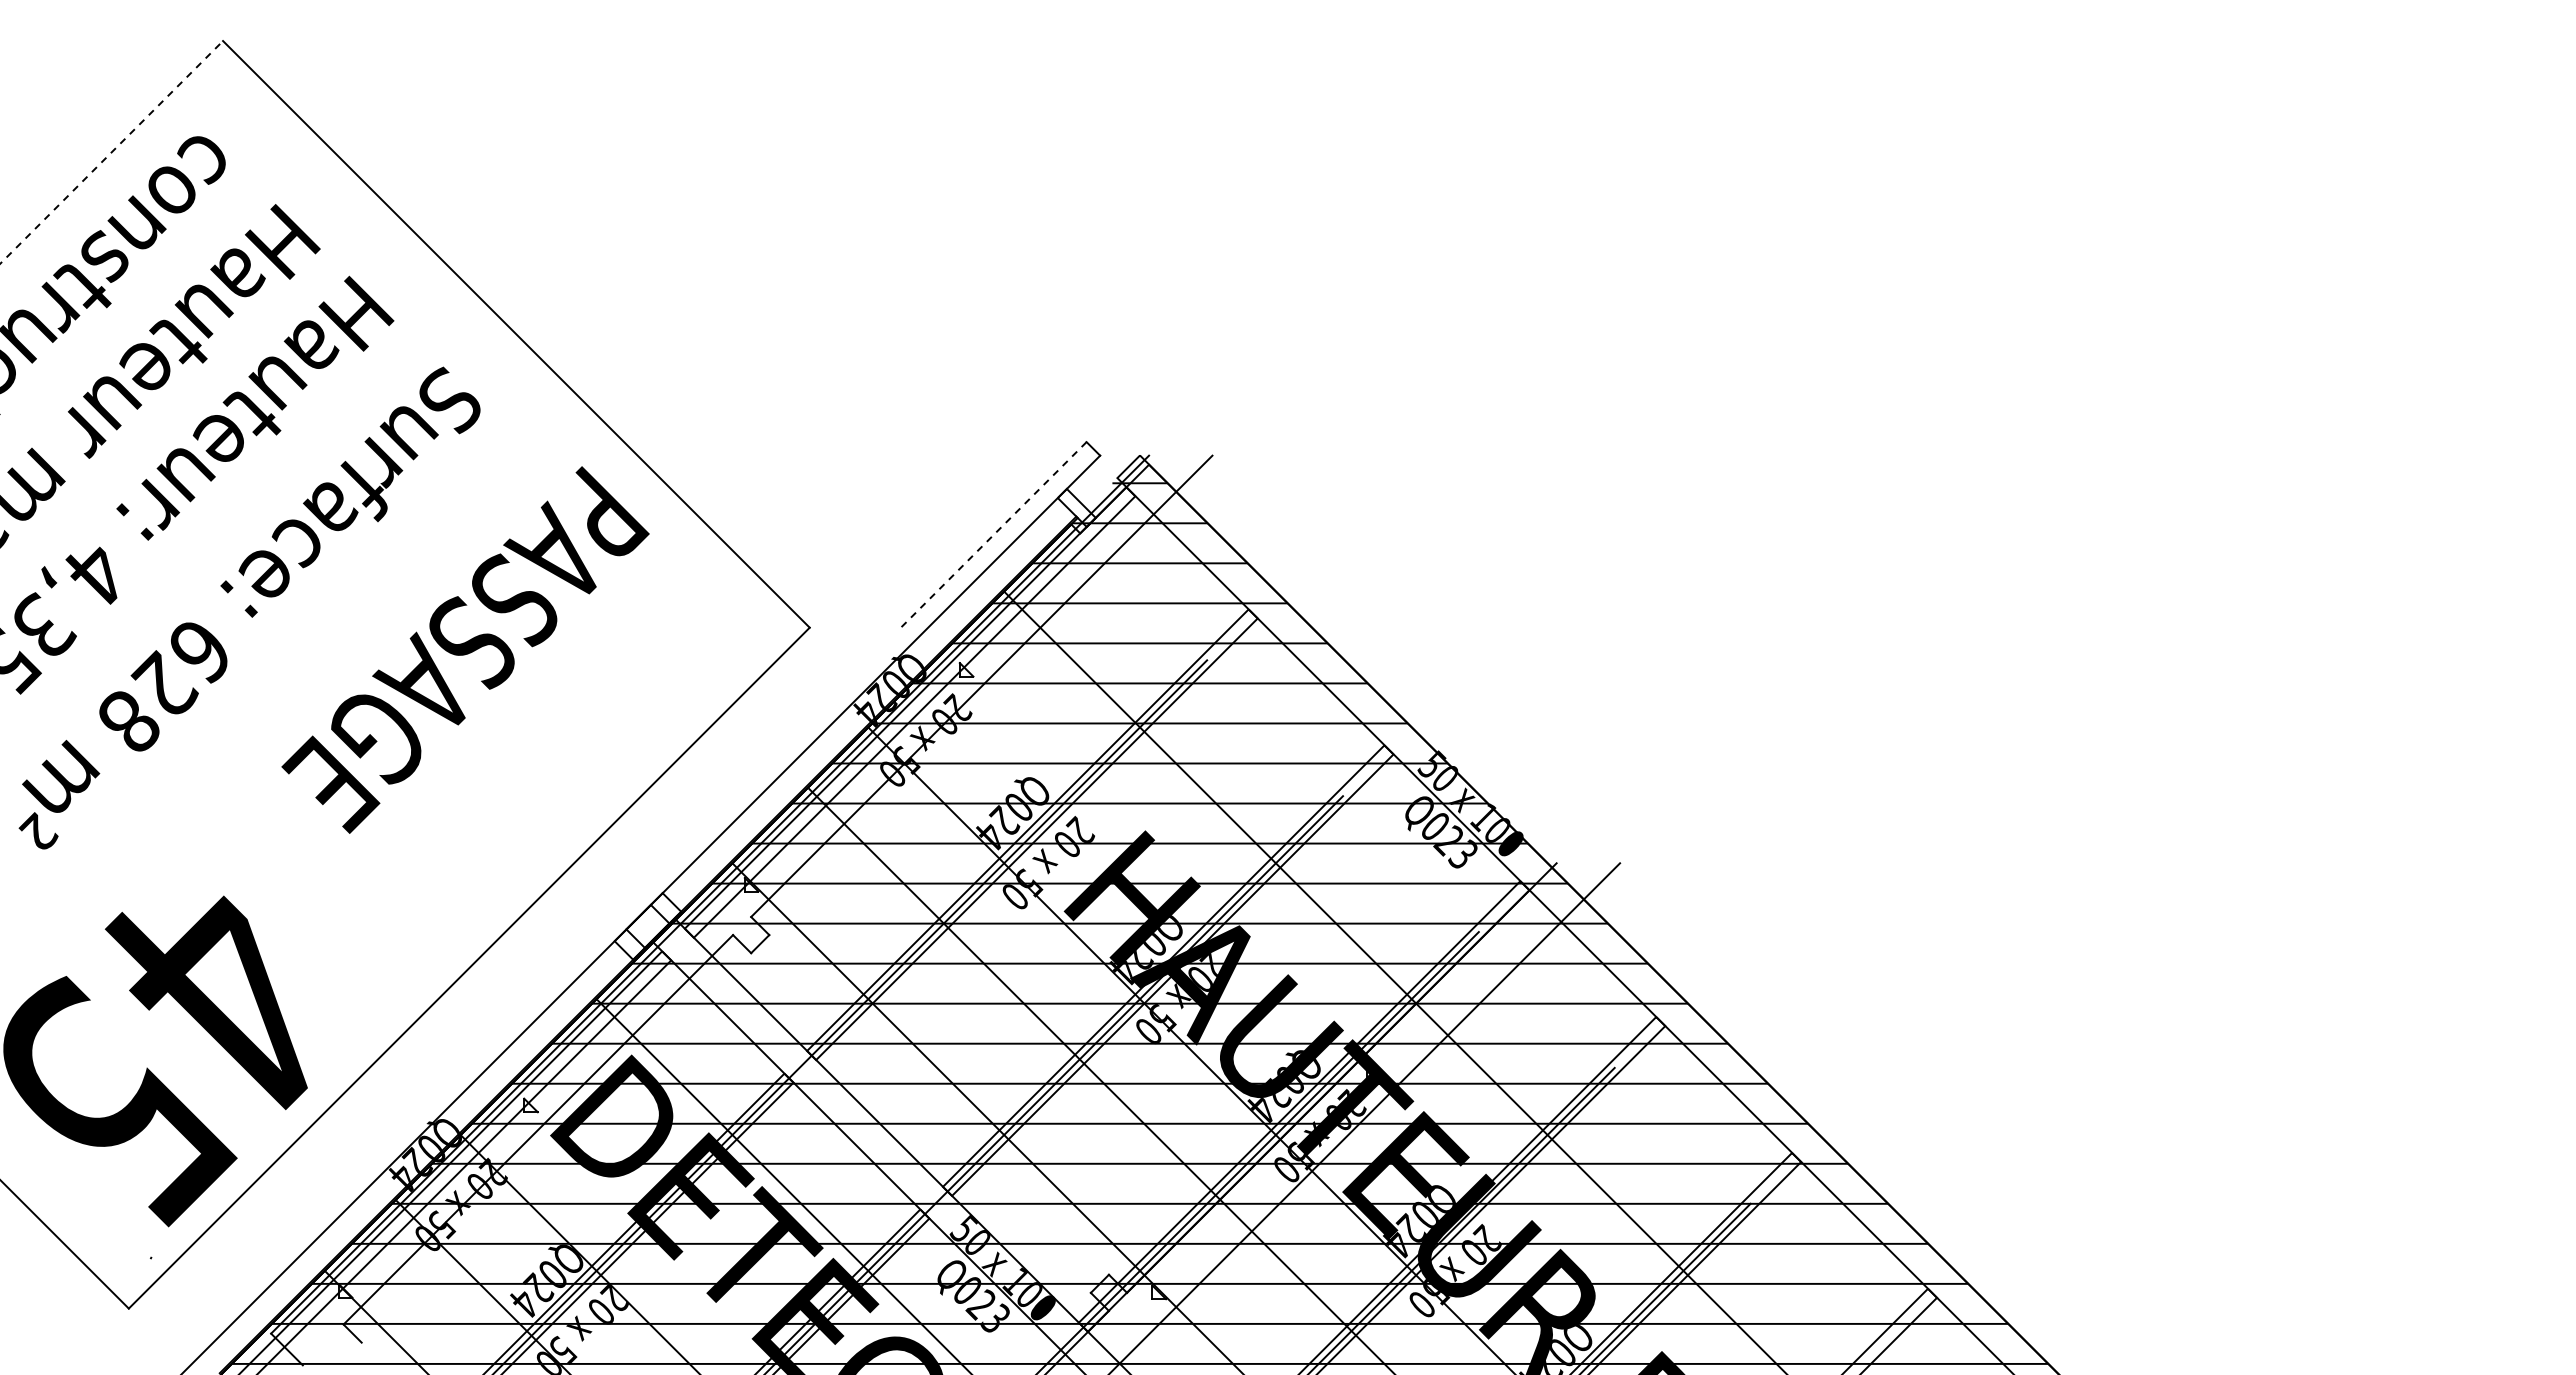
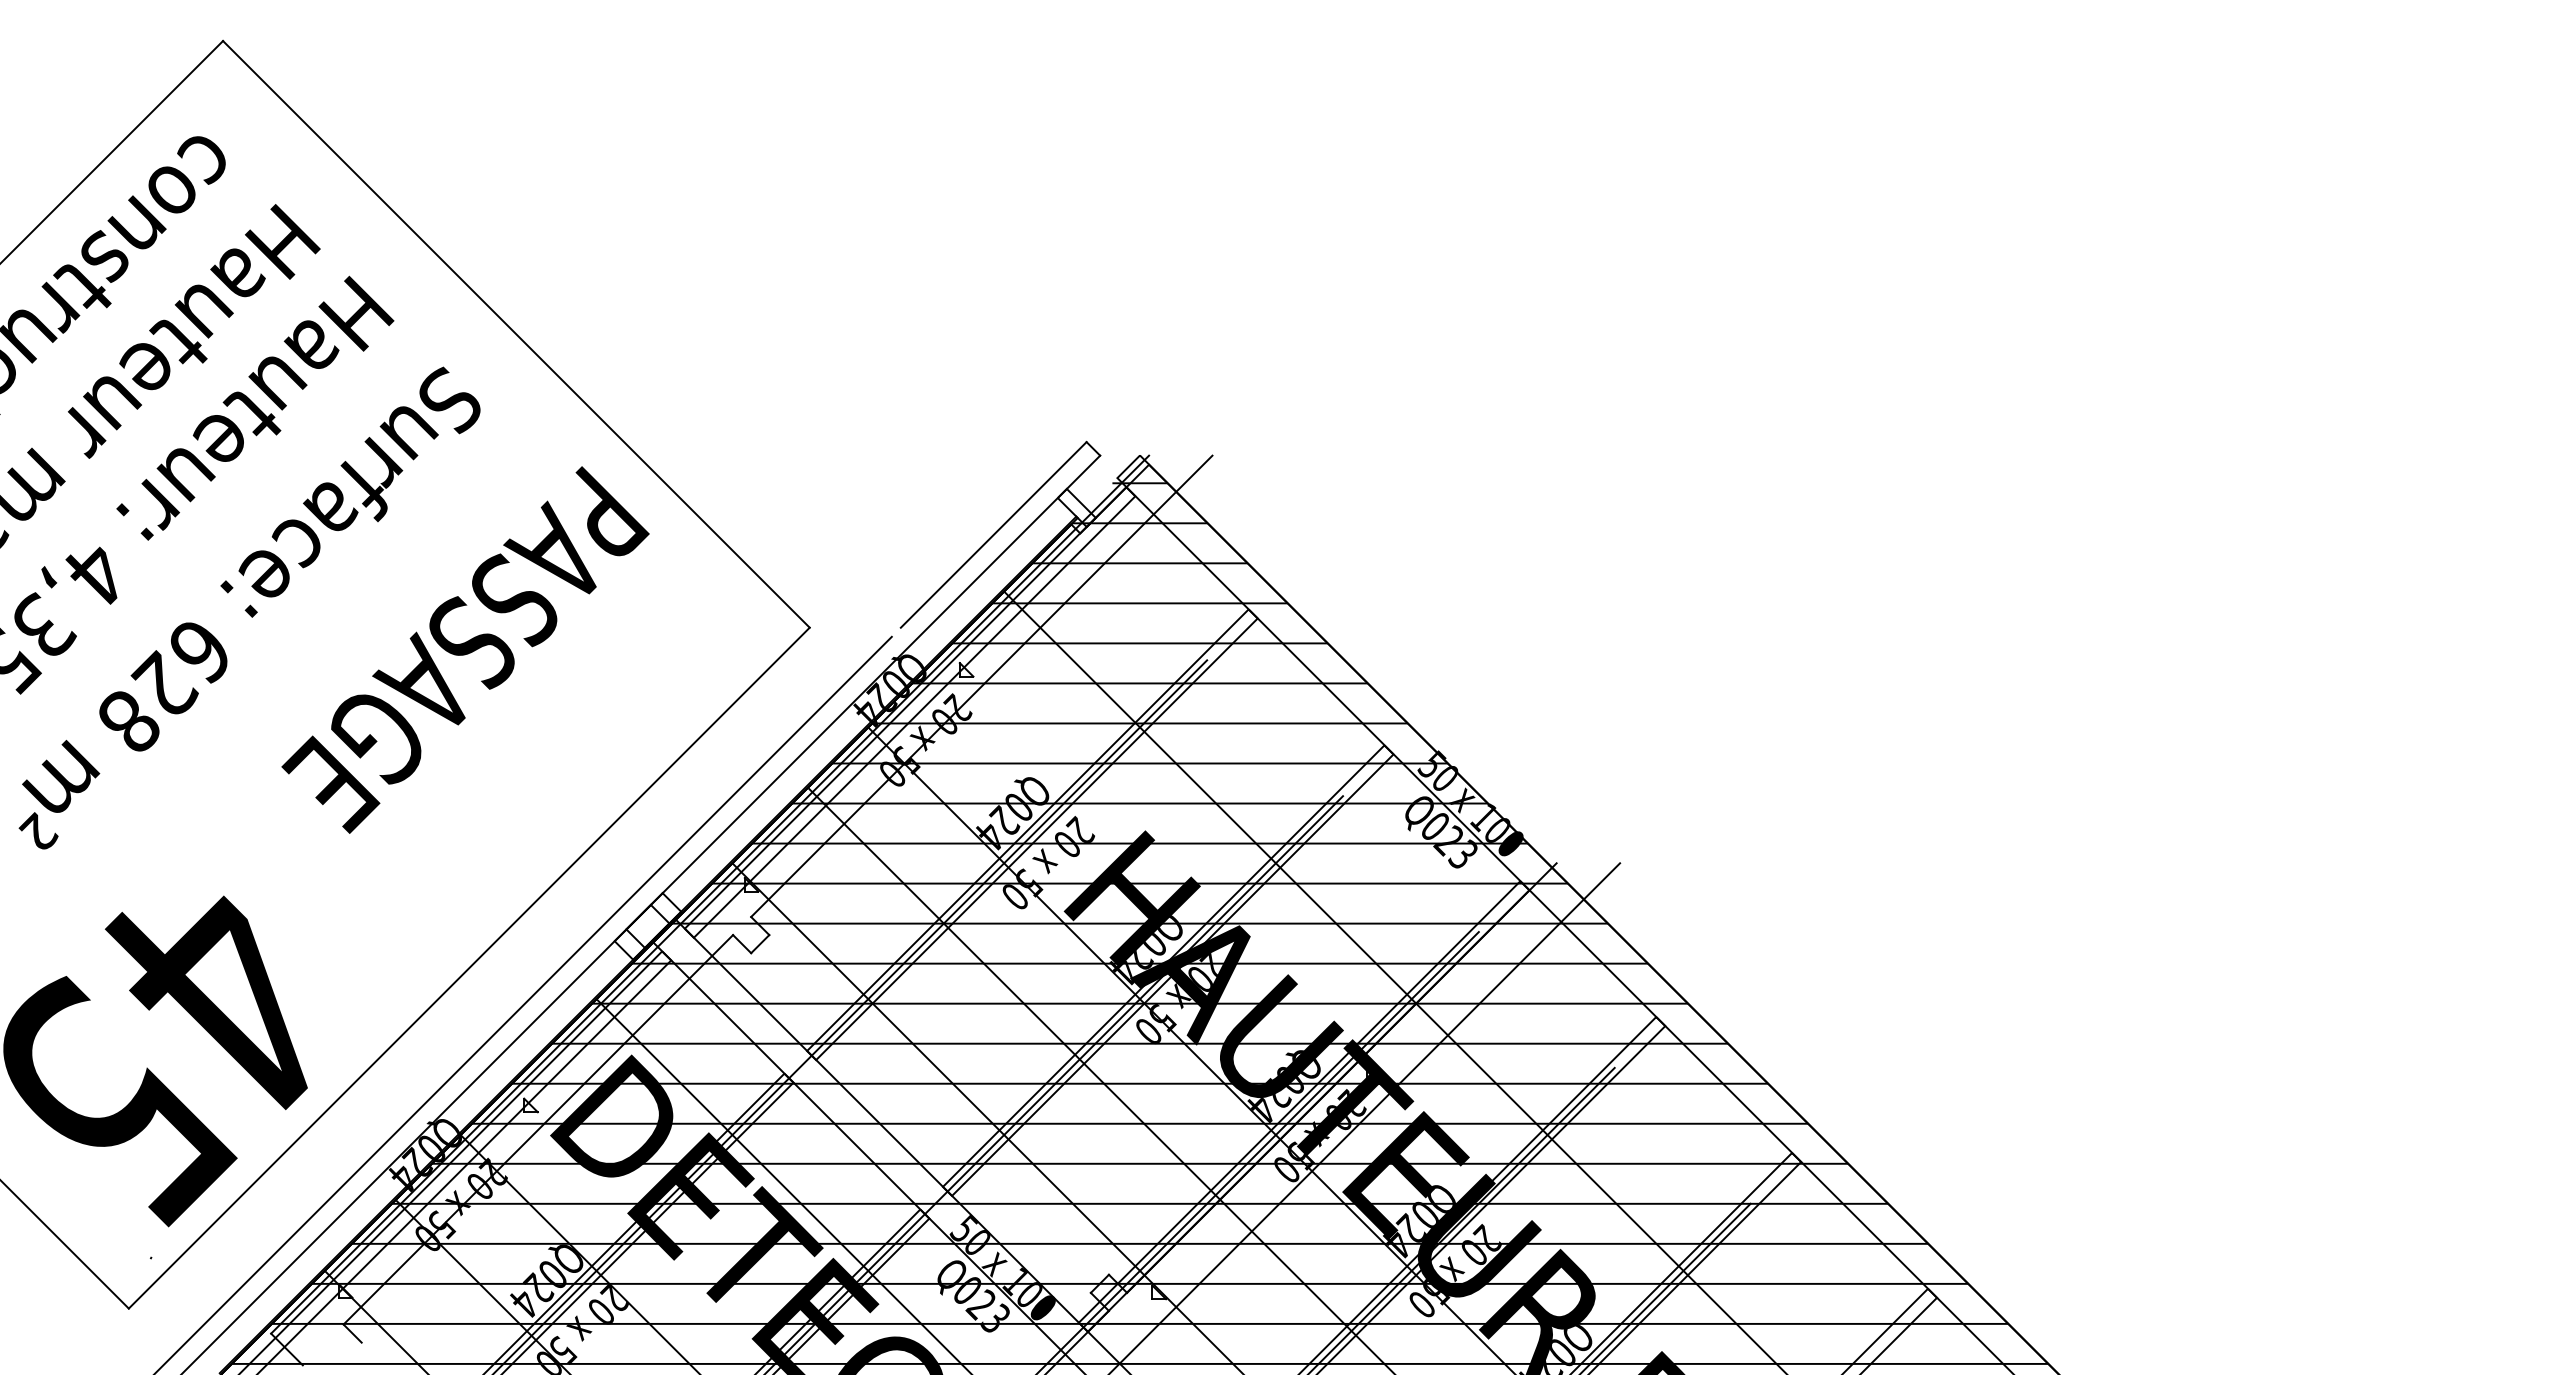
line: dashed -> solid (112, 152)
line: dashed -> solid (993, 535)
line: none -> present (523, 1003)
